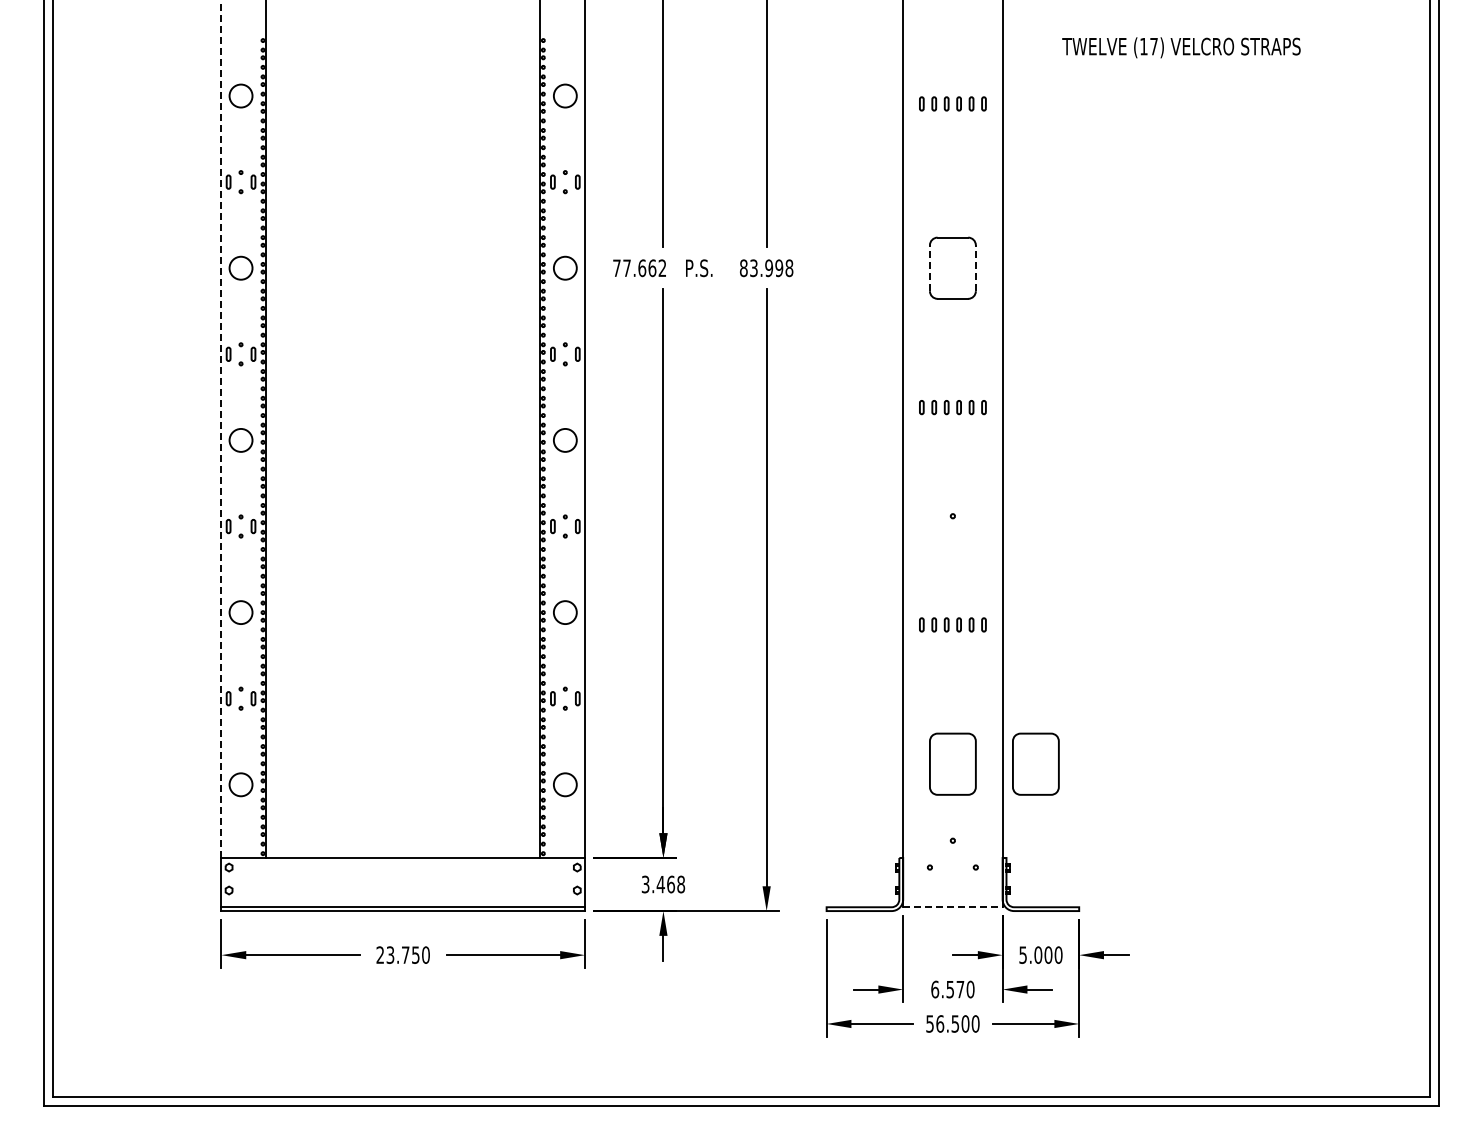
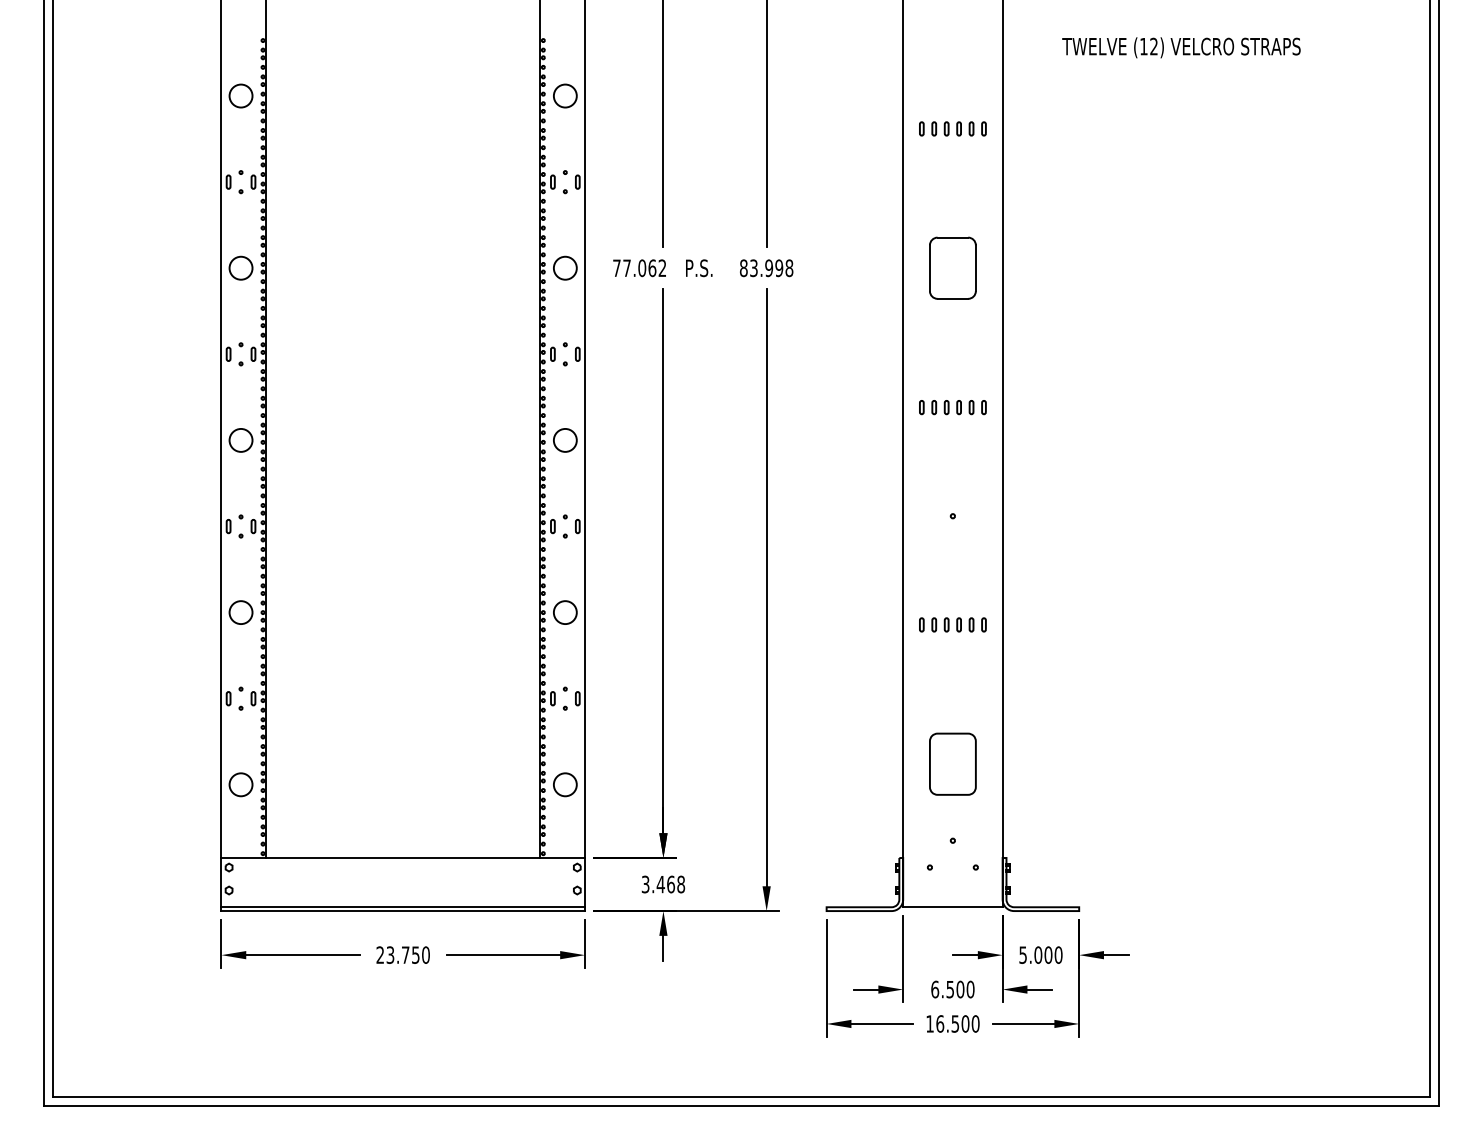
text: (17) -> (12) (1153, 46)
part position: (952, 103) -> (952, 128) (952, 128)
text: 77.662 -> 77.062 (642, 267)
line: dashed -> solid (929, 268)
line: dashed -> solid (975, 268)
line: dashed -> solid (221, 429)
part: present -> none (1035, 763)
line: dashed -> solid (952, 907)
text: 6.570 -> 6.500 (960, 989)
text: 56.500 -> 16.500 (929, 1023)
